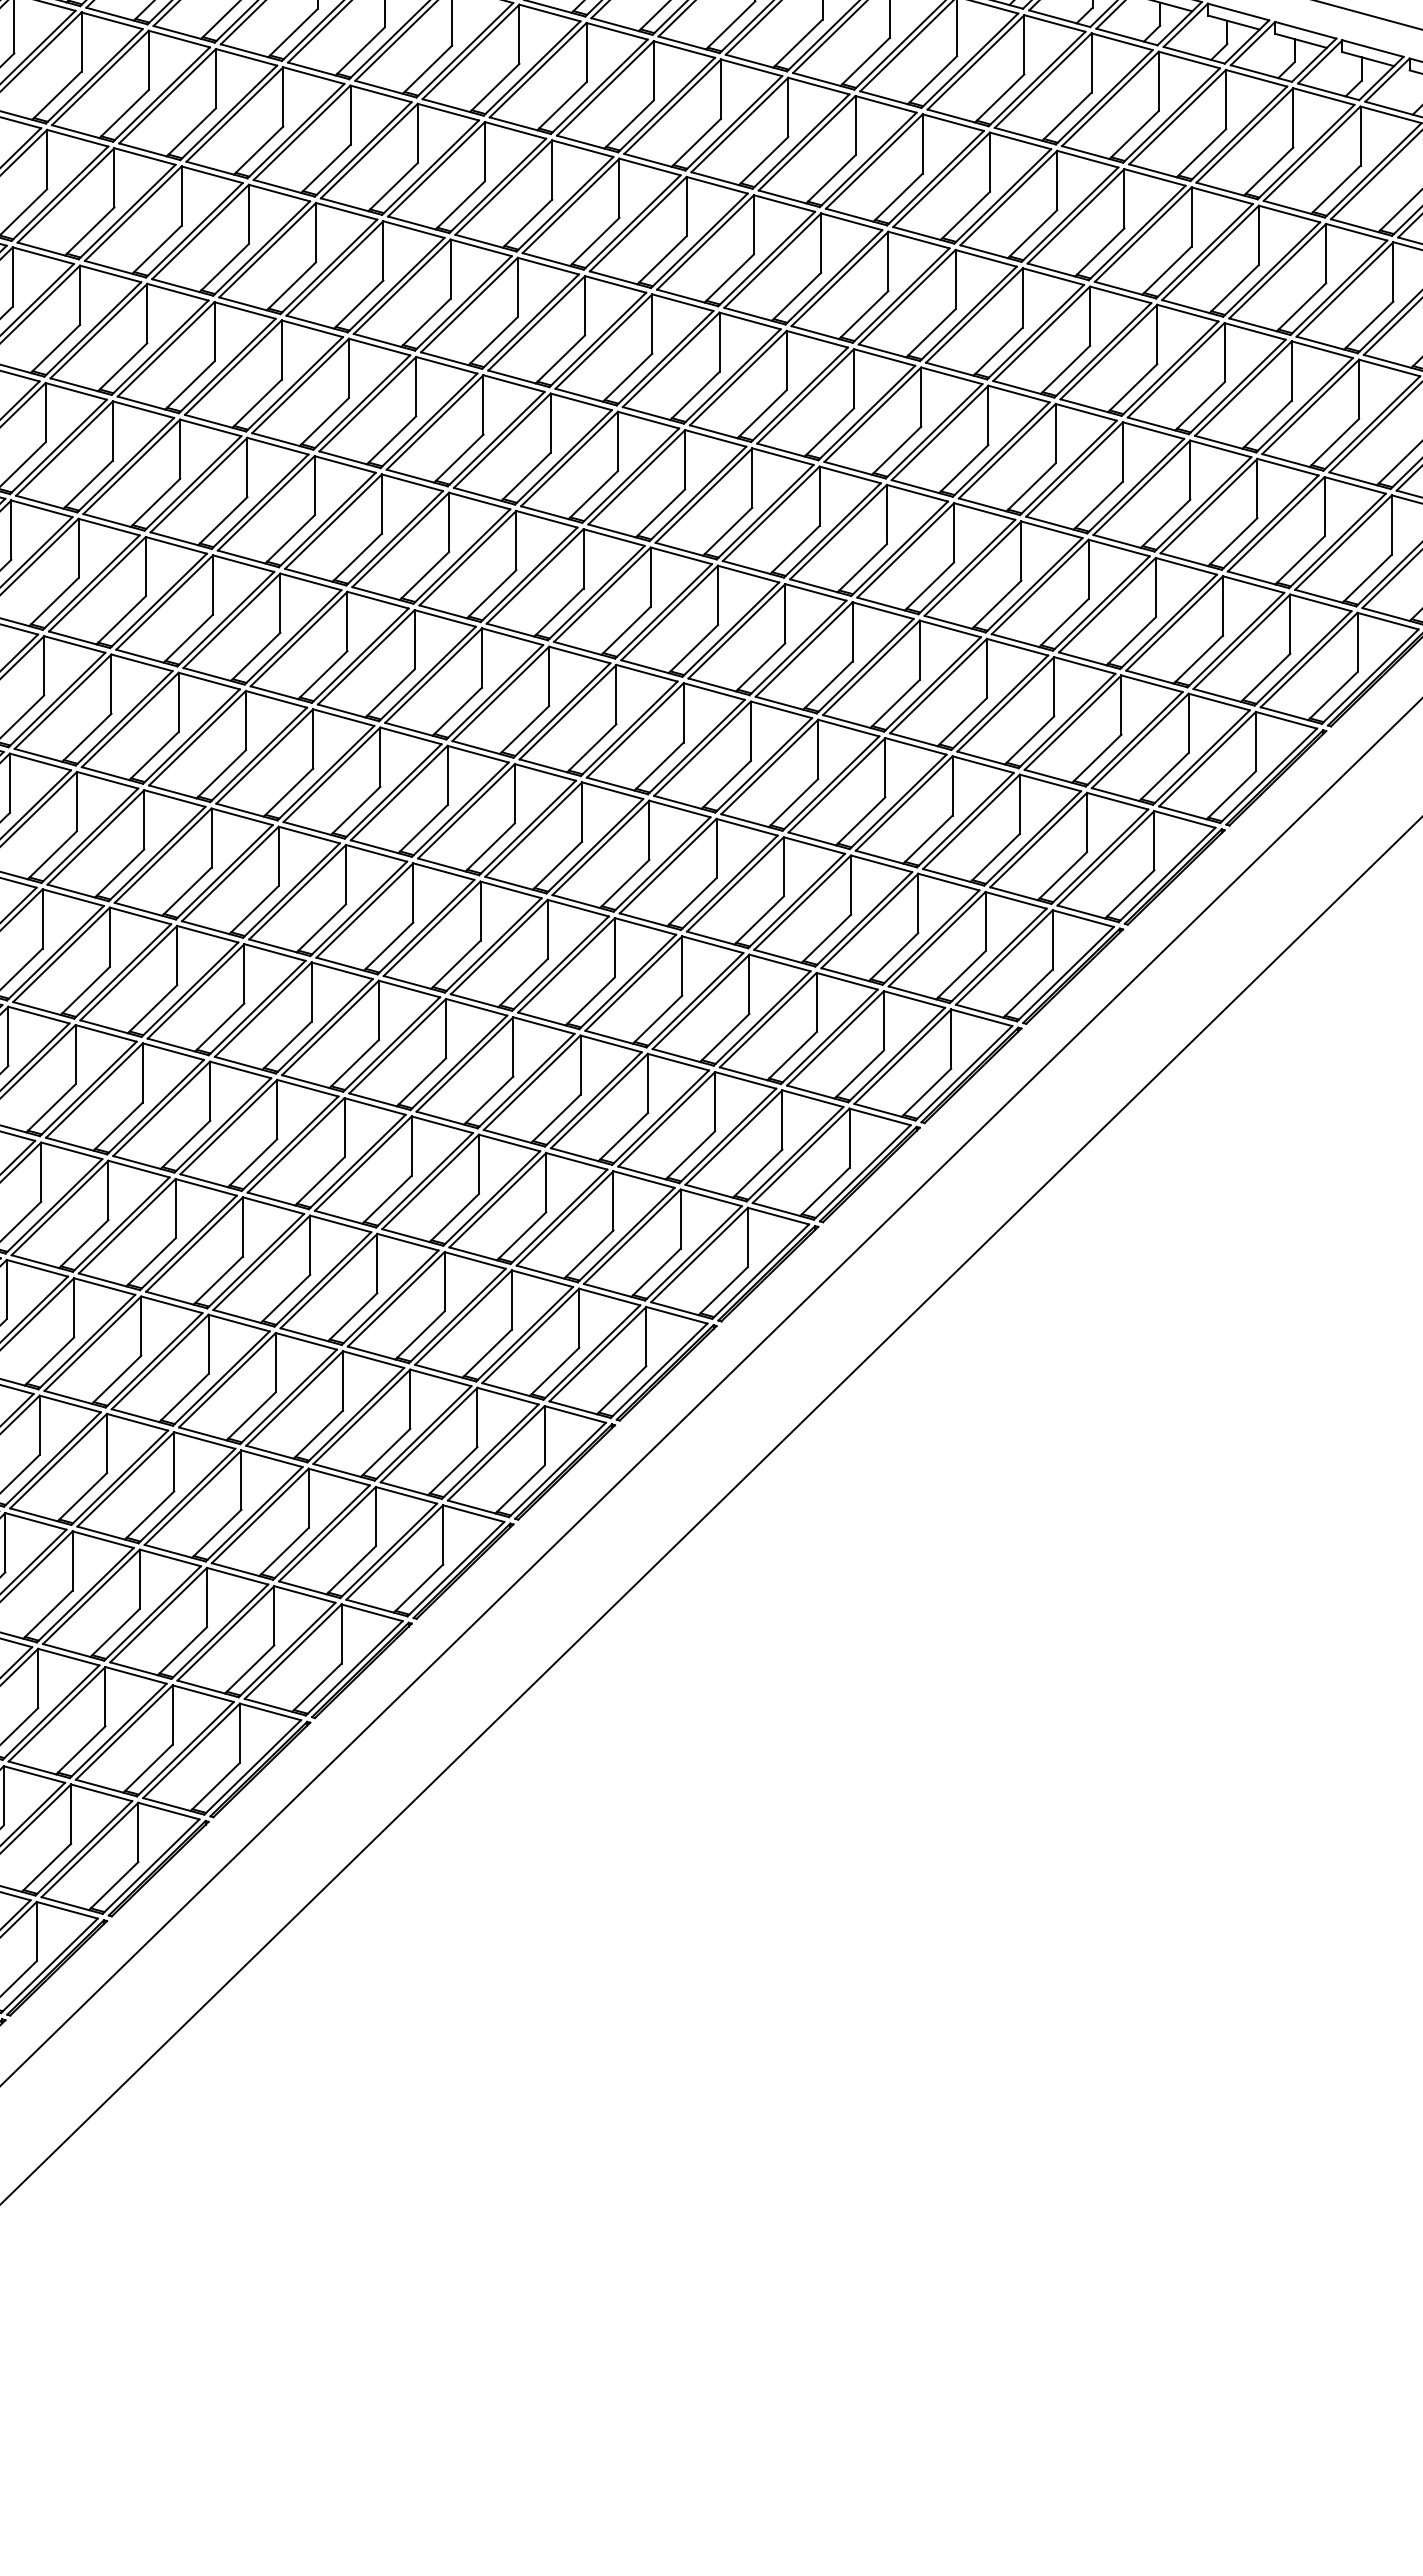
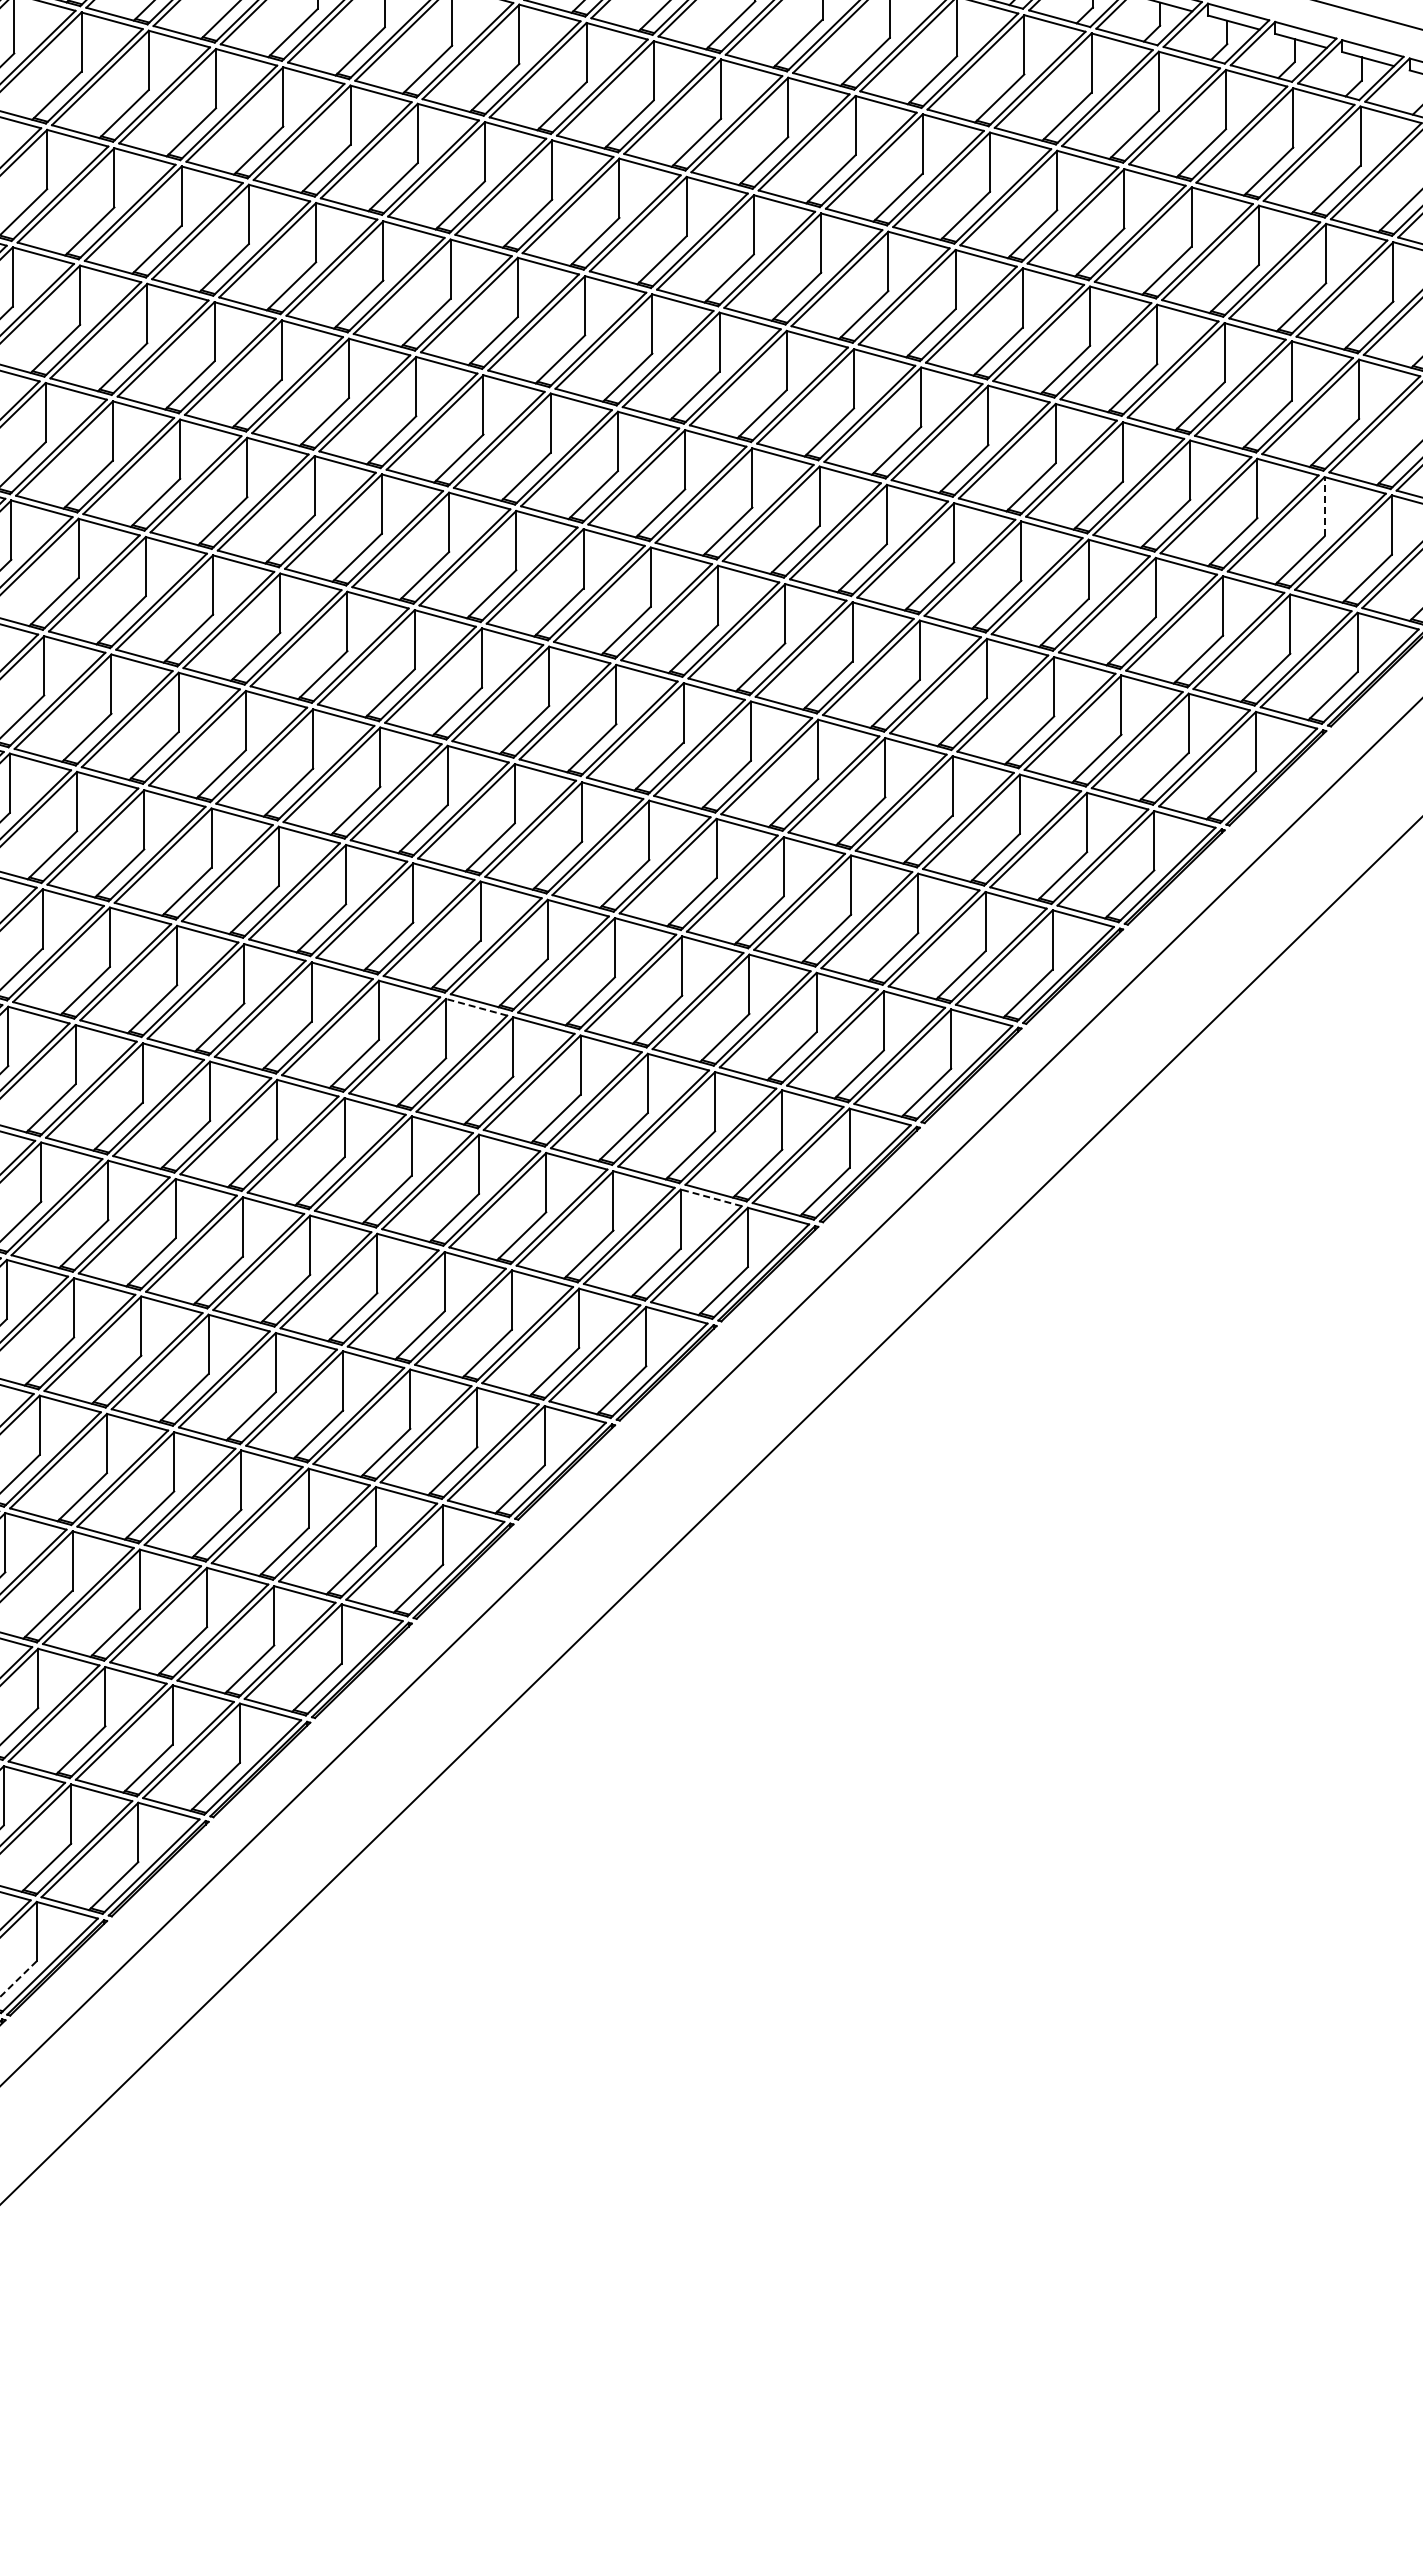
line: solid -> dashed (1324, 506)
line: solid -> dashed (476, 1007)
line: solid -> dashed (711, 1197)
line: solid -> dashed (18, 1979)
